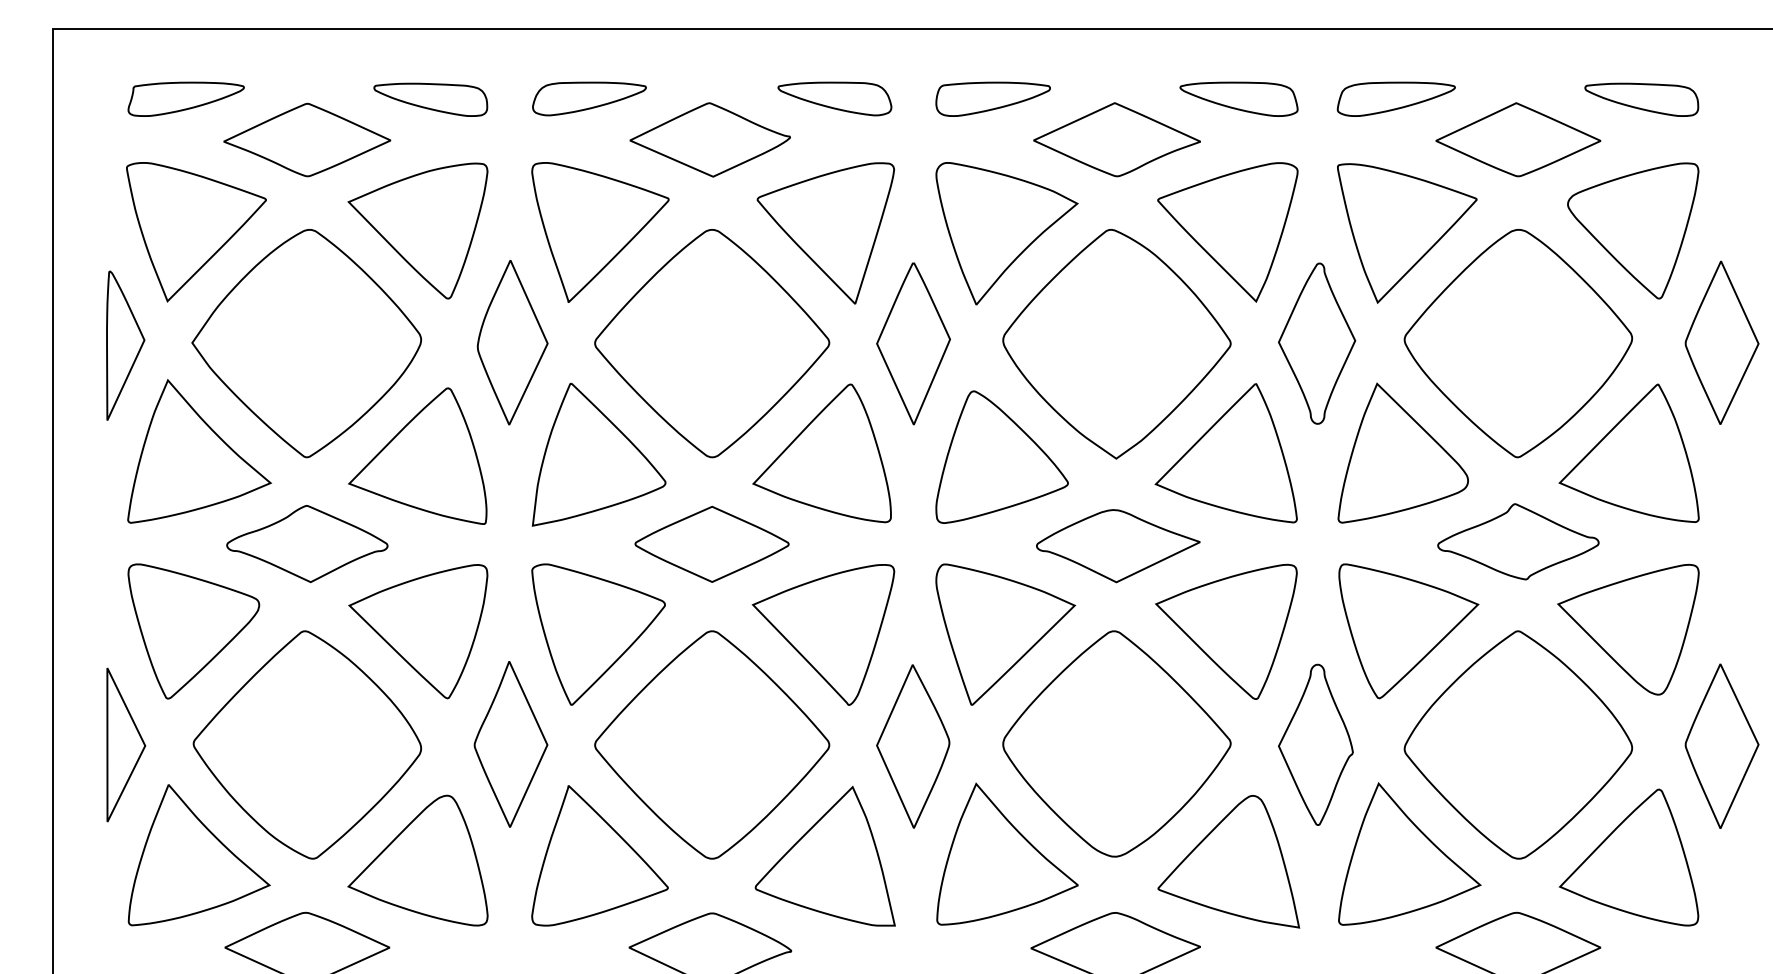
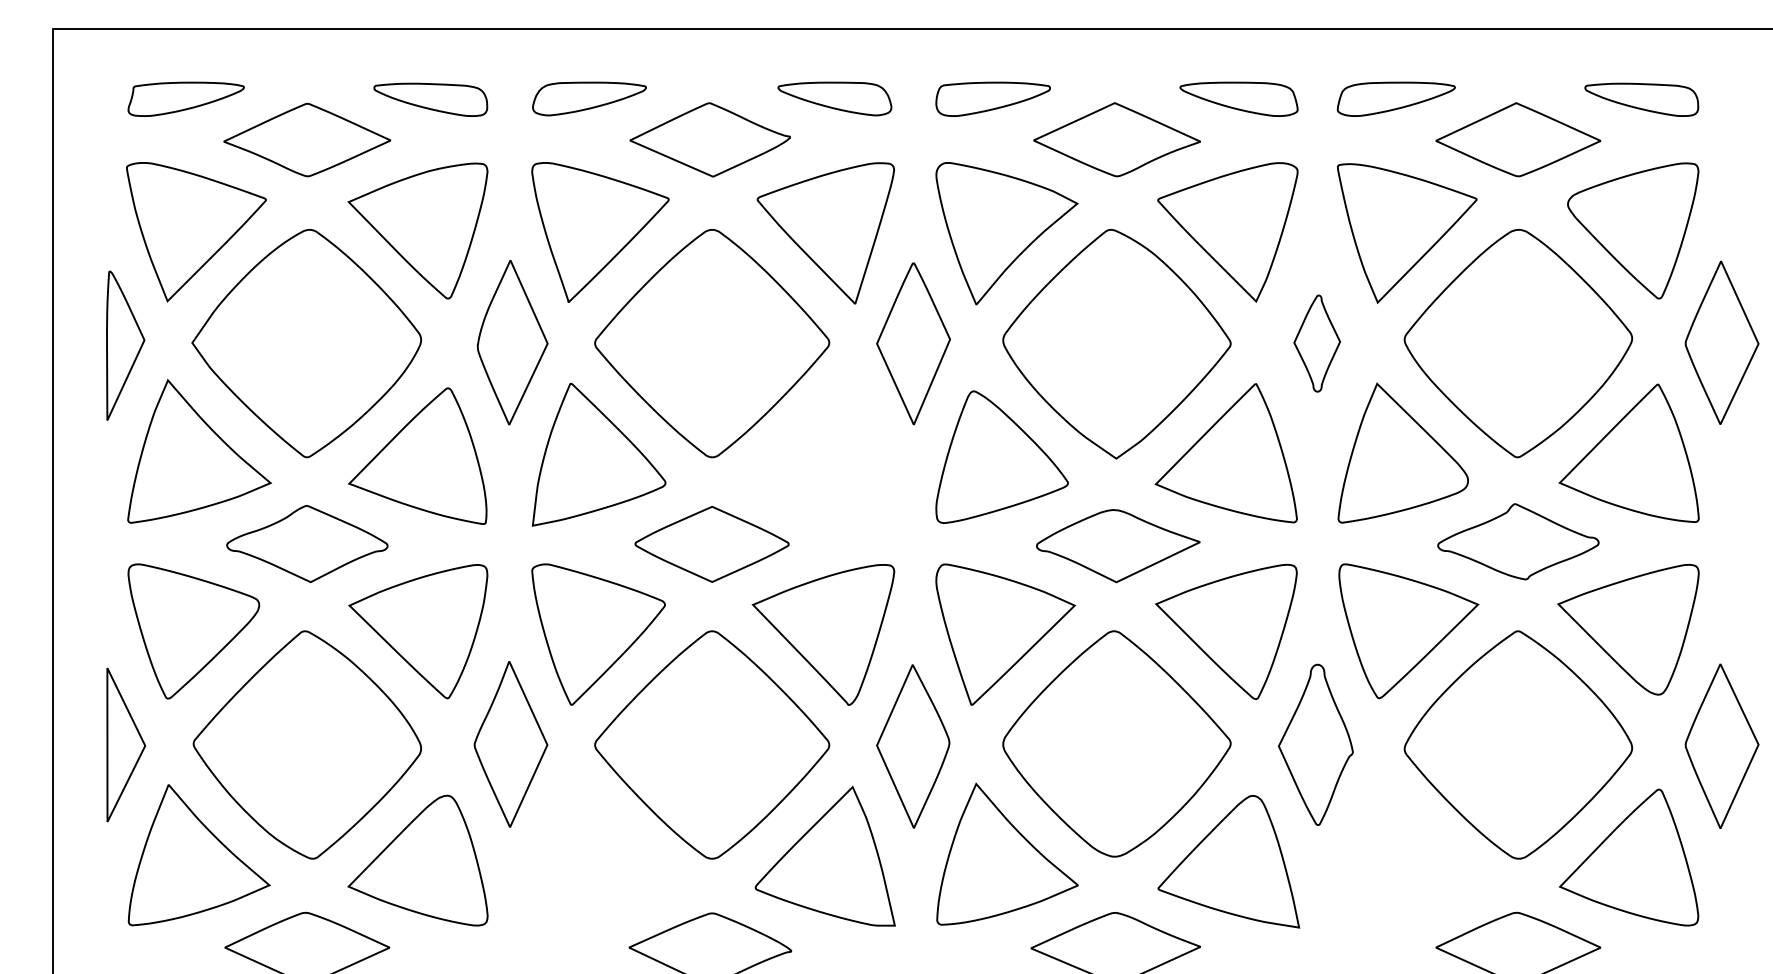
part size: 79x163 px -> 48x99 px (1316, 343)
part: present -> none (821, 453)
part: present -> none (1409, 853)
part: present -> none (599, 855)
